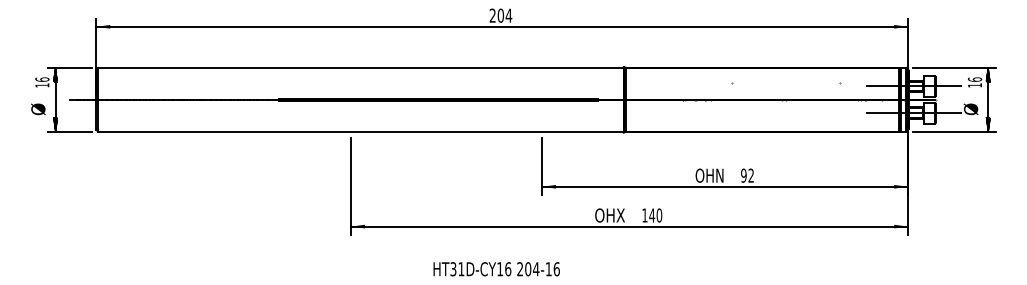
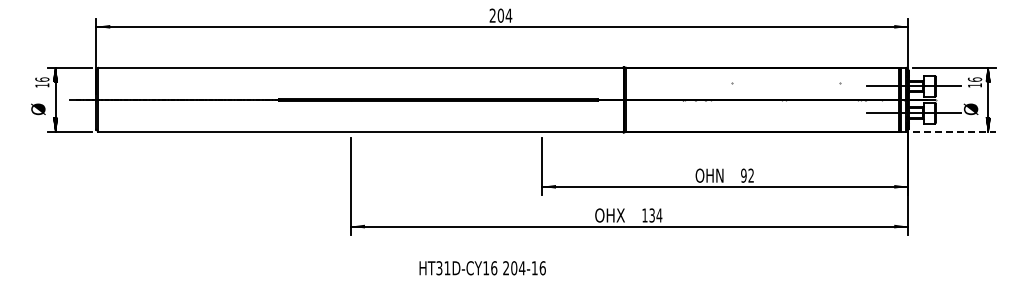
line: solid -> dashed (954, 131)
text: 140 -> 134 (655, 215)
text position: (496, 269) -> (482, 268) (482, 268)
